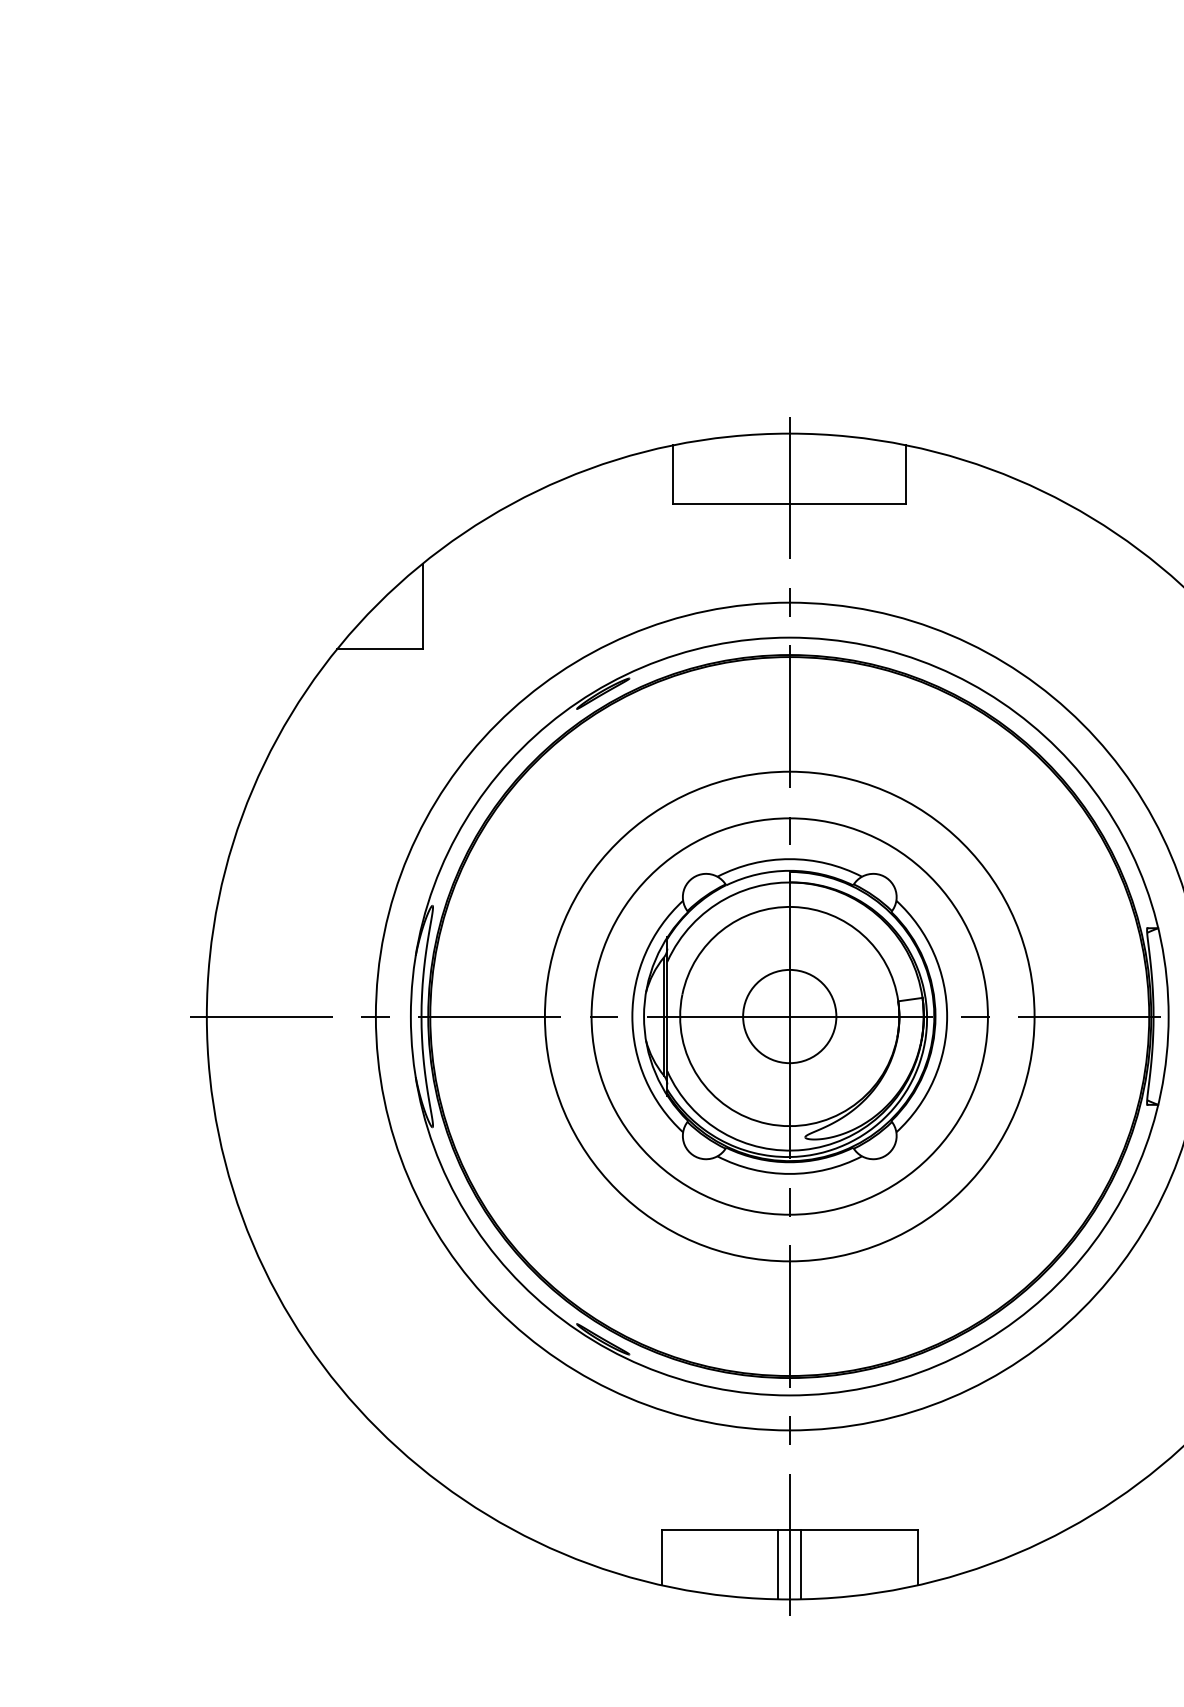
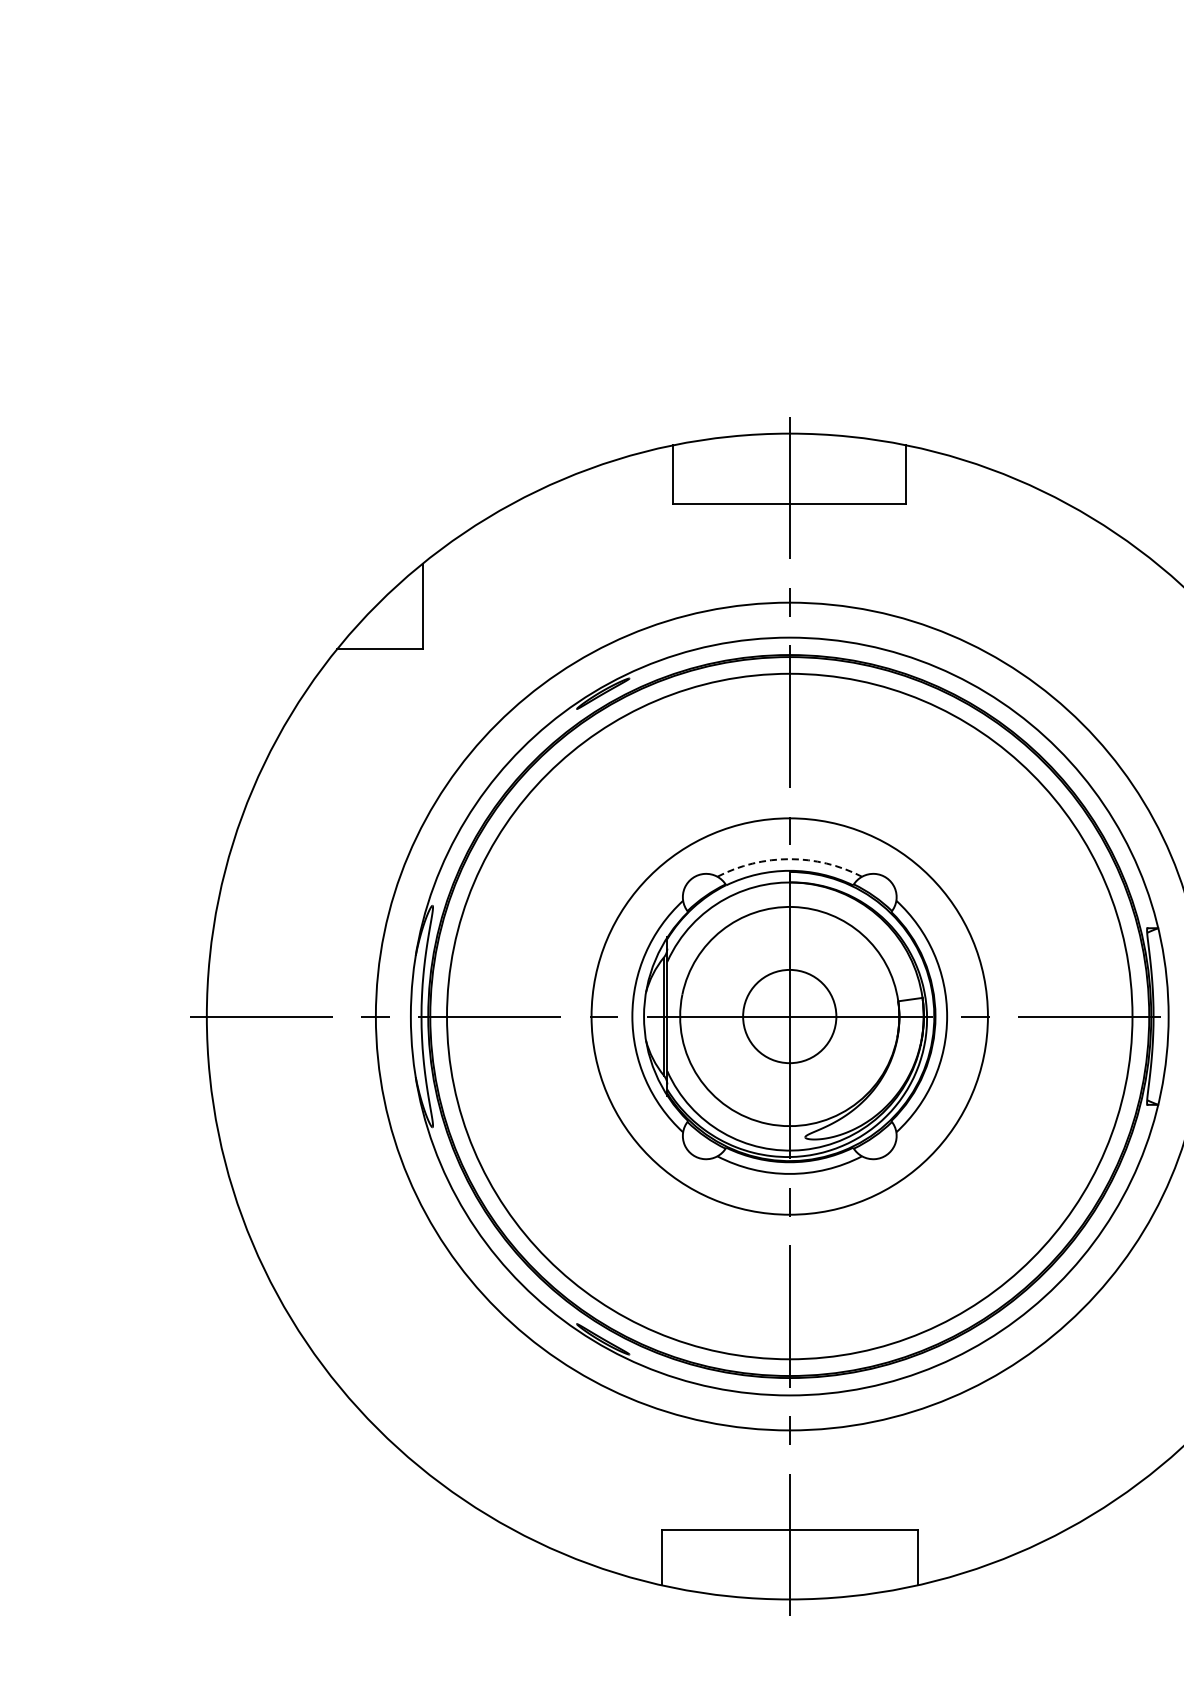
arc: solid -> dashed (789, 859)
circle diameter: 490 px -> 686 px (789, 1016)
line: present -> none (778, 1564)
line: present -> none (801, 1564)
